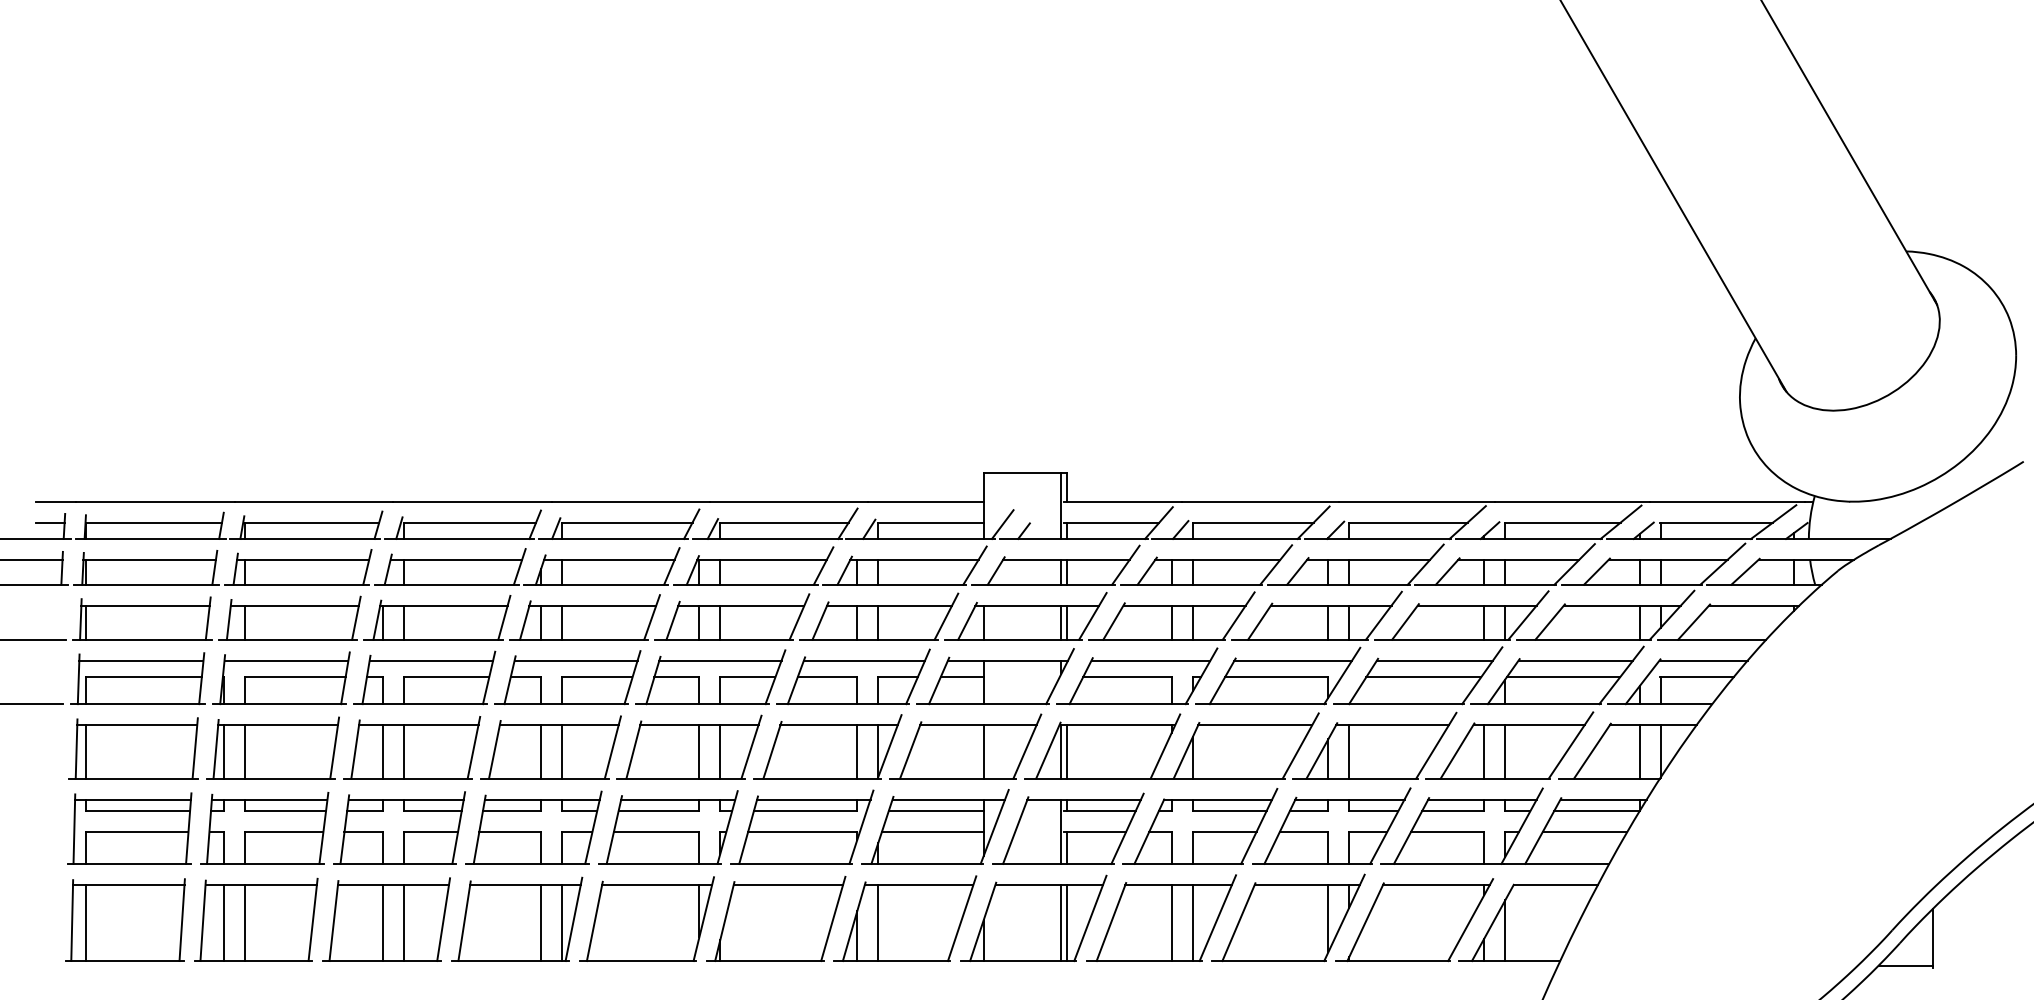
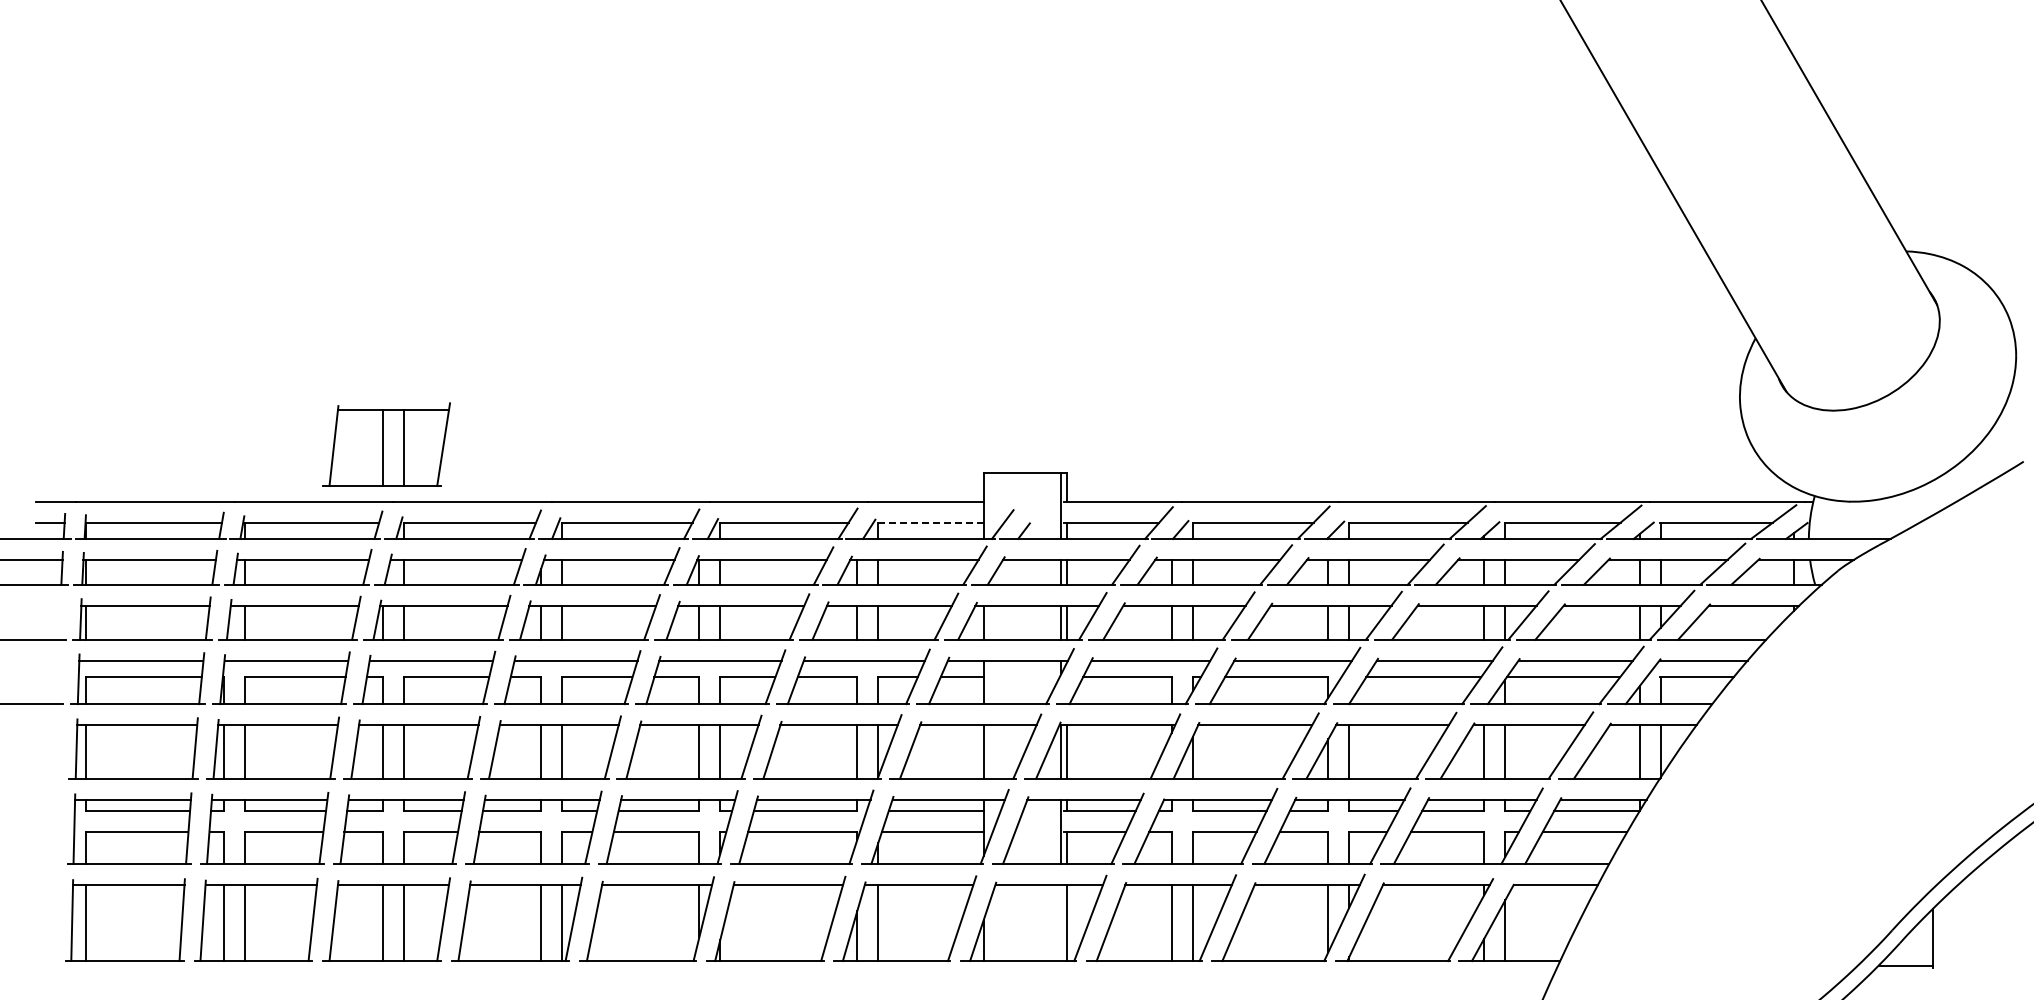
part: none -> present (386, 444)
line: solid -> dashed (930, 522)
line: present -> none (1061, 922)
